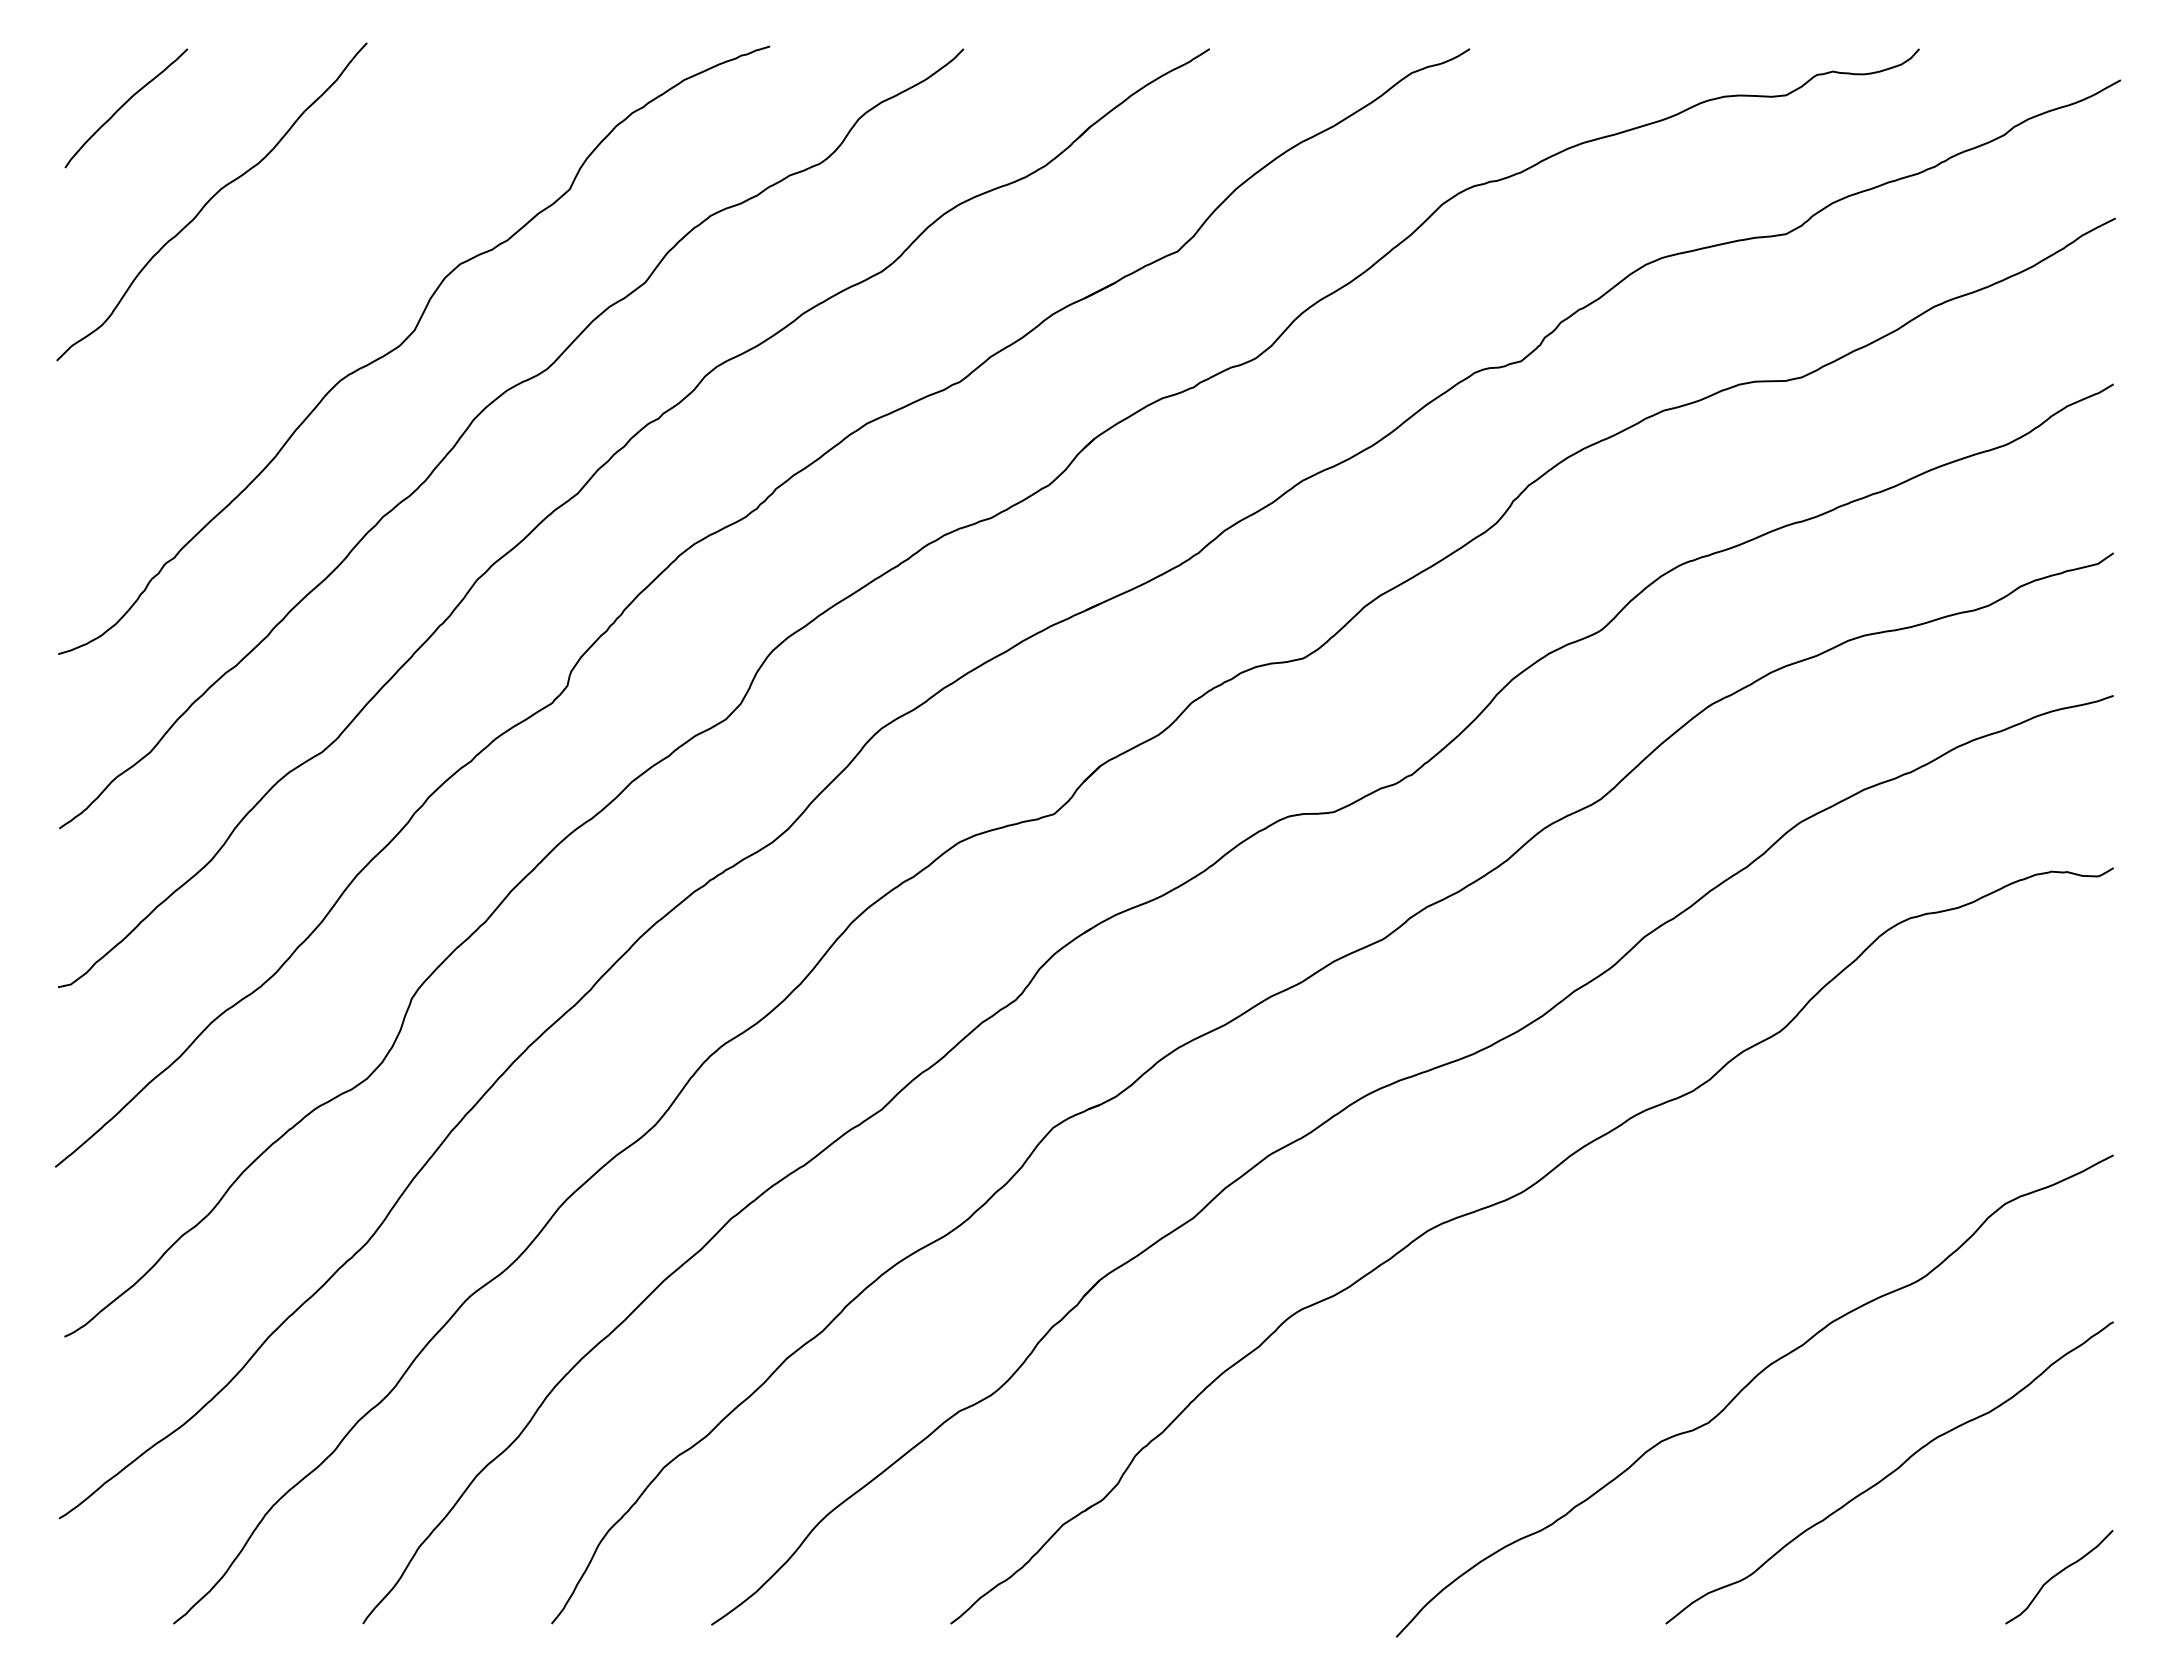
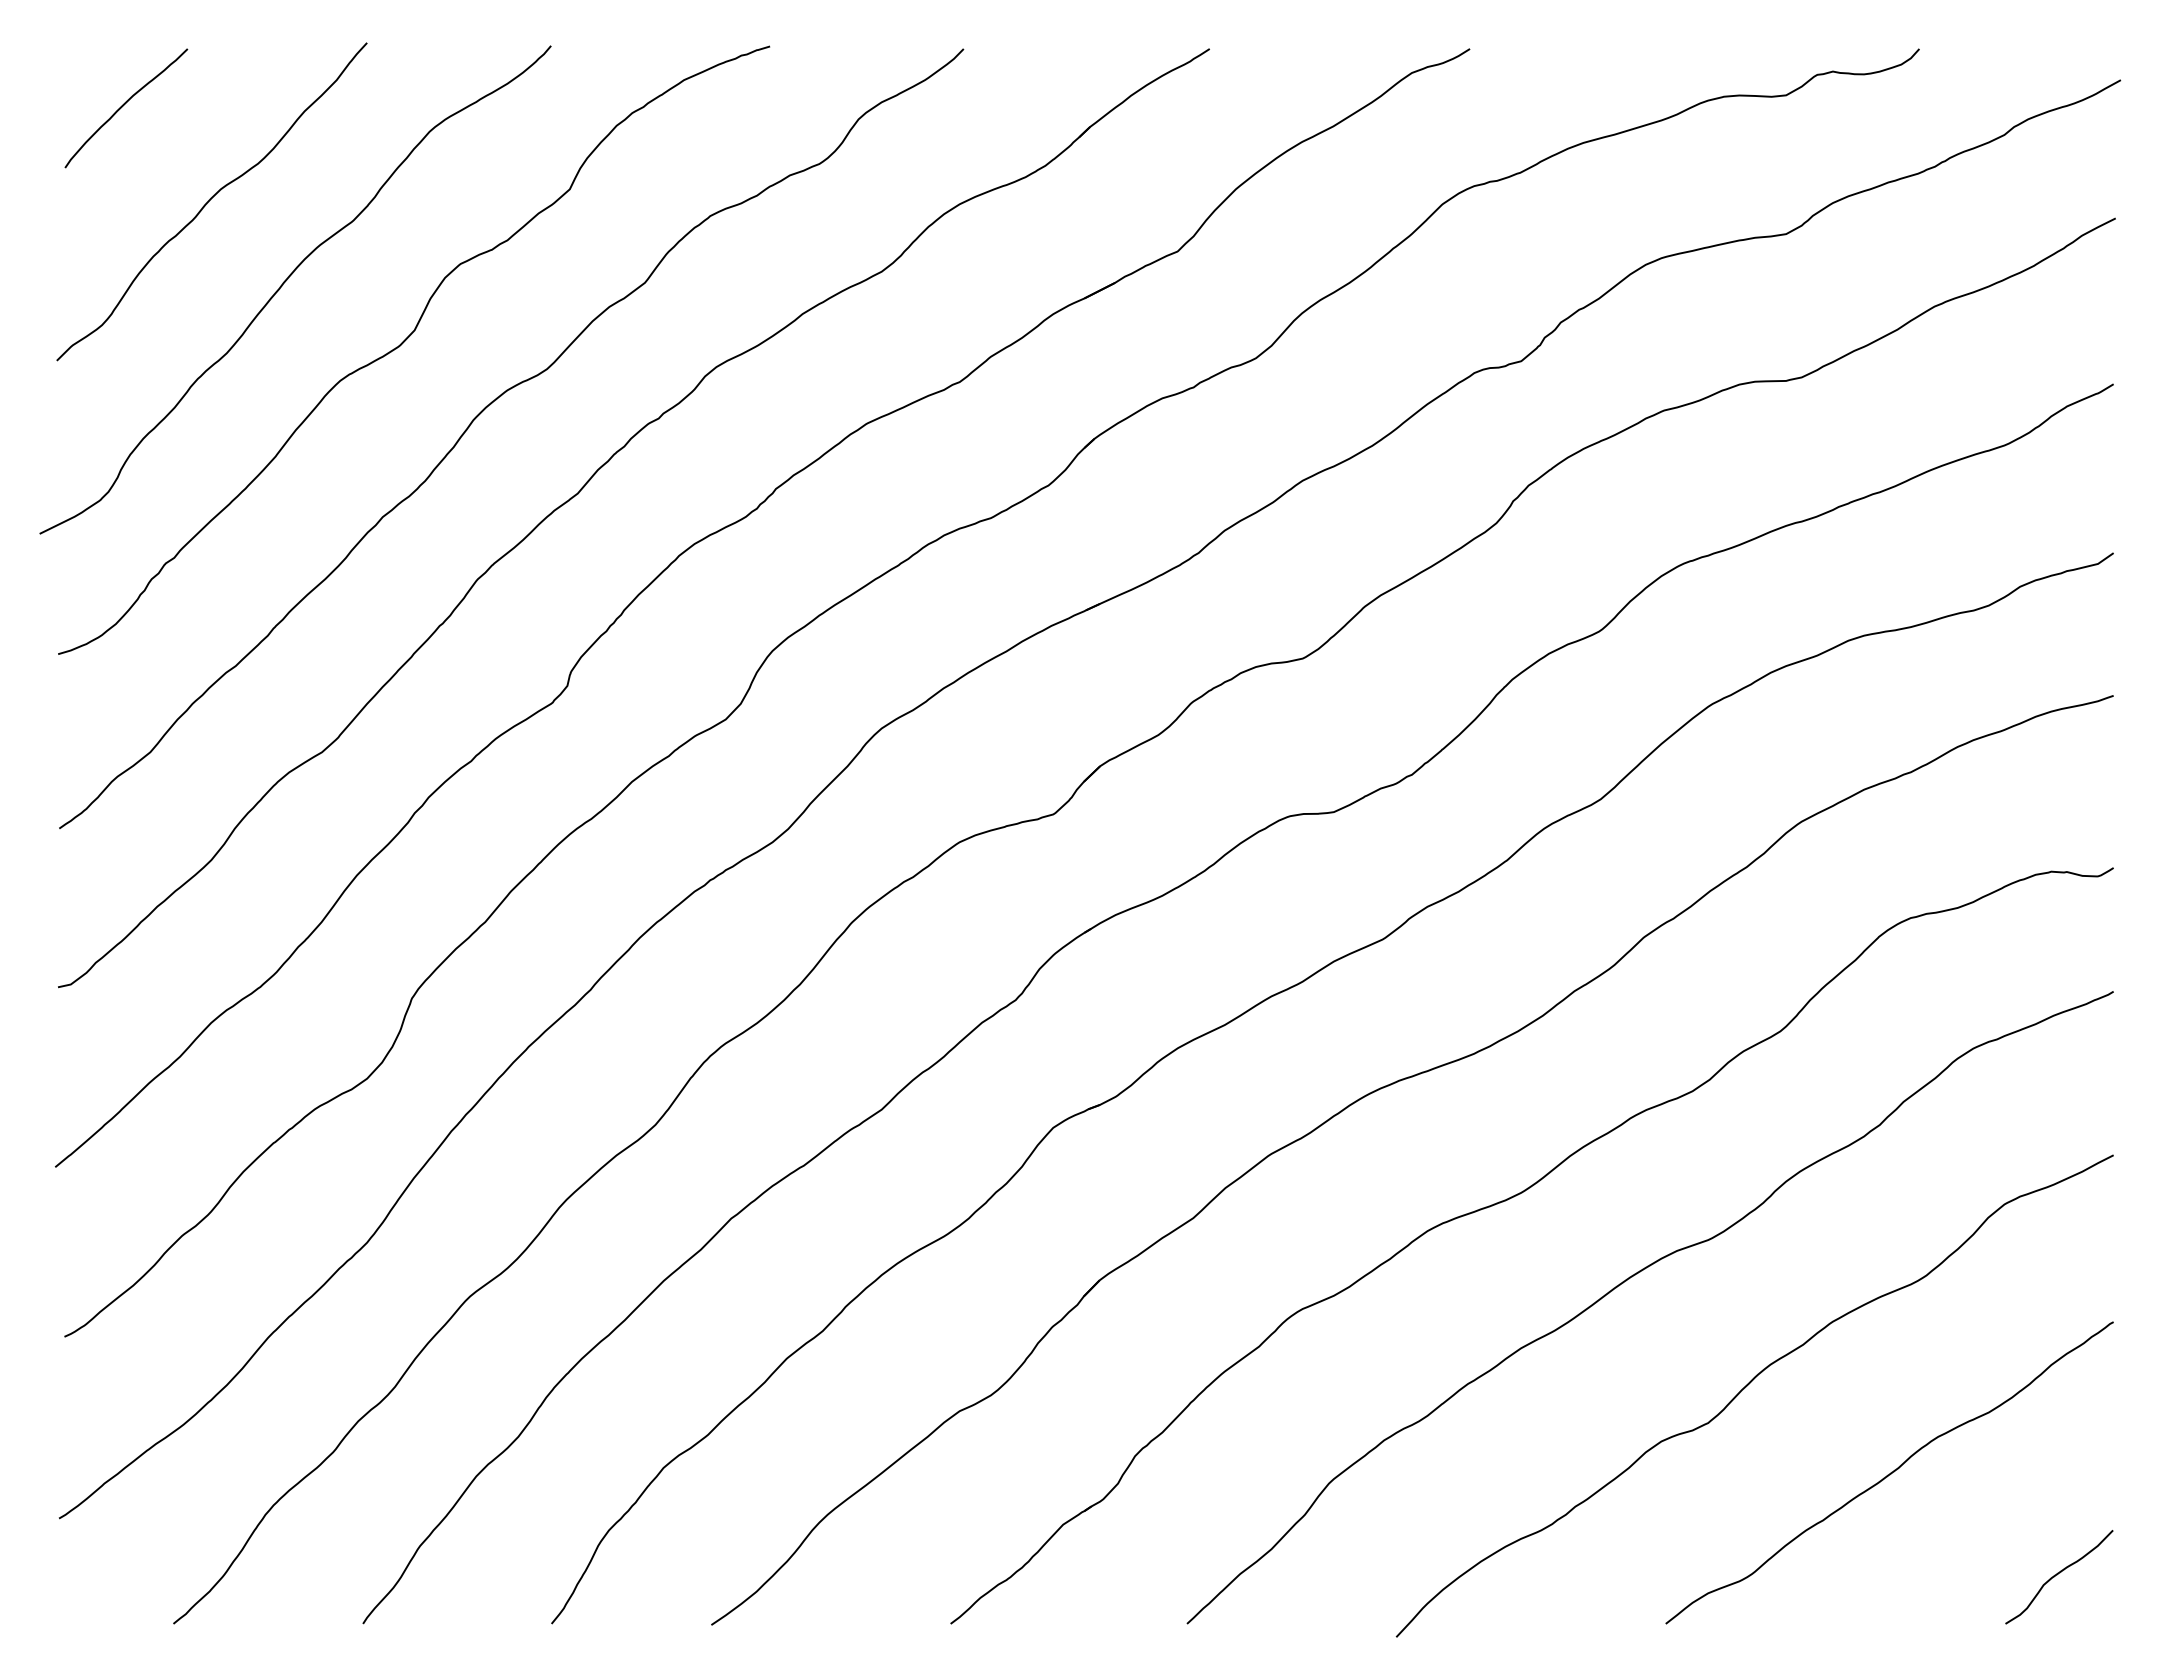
curve: none -> present (287, 280)
curve: none -> present (1629, 1279)
